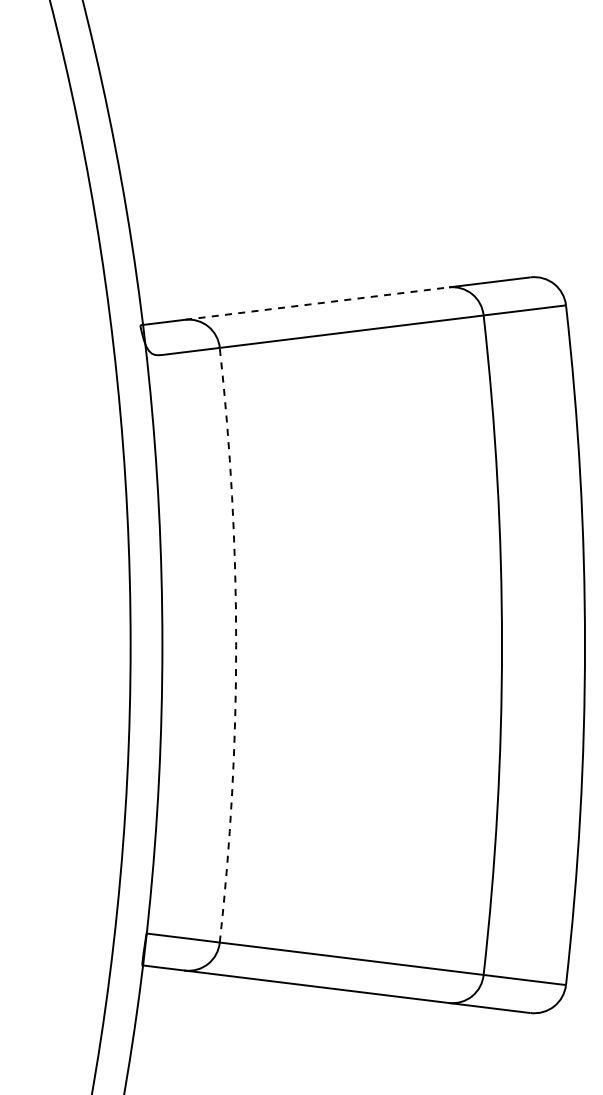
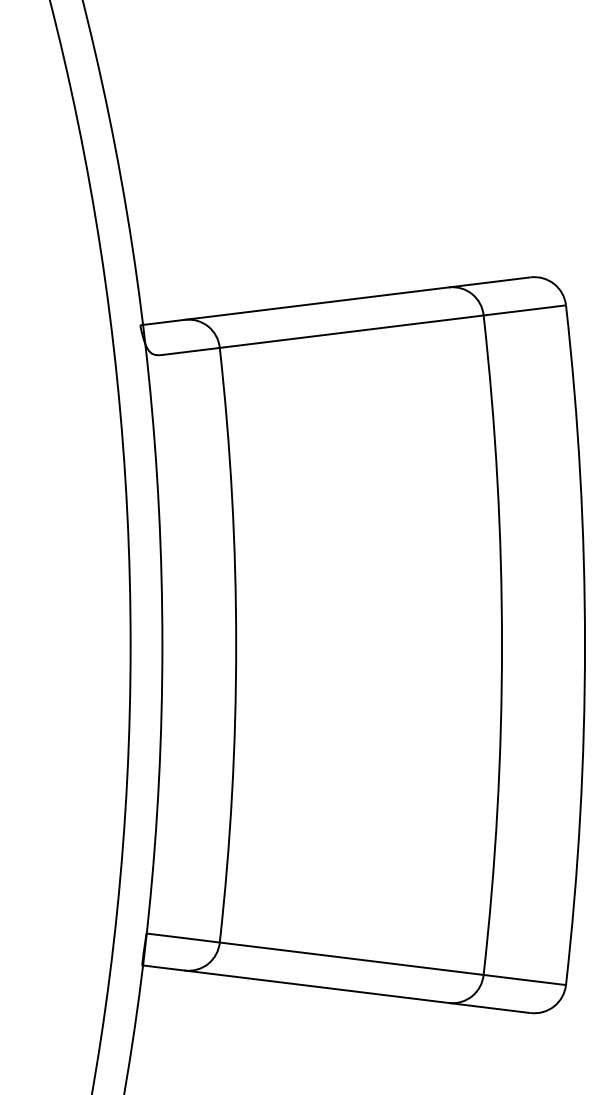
line: dashed -> solid (317, 303)
arc: dashed -> solid (236, 645)
